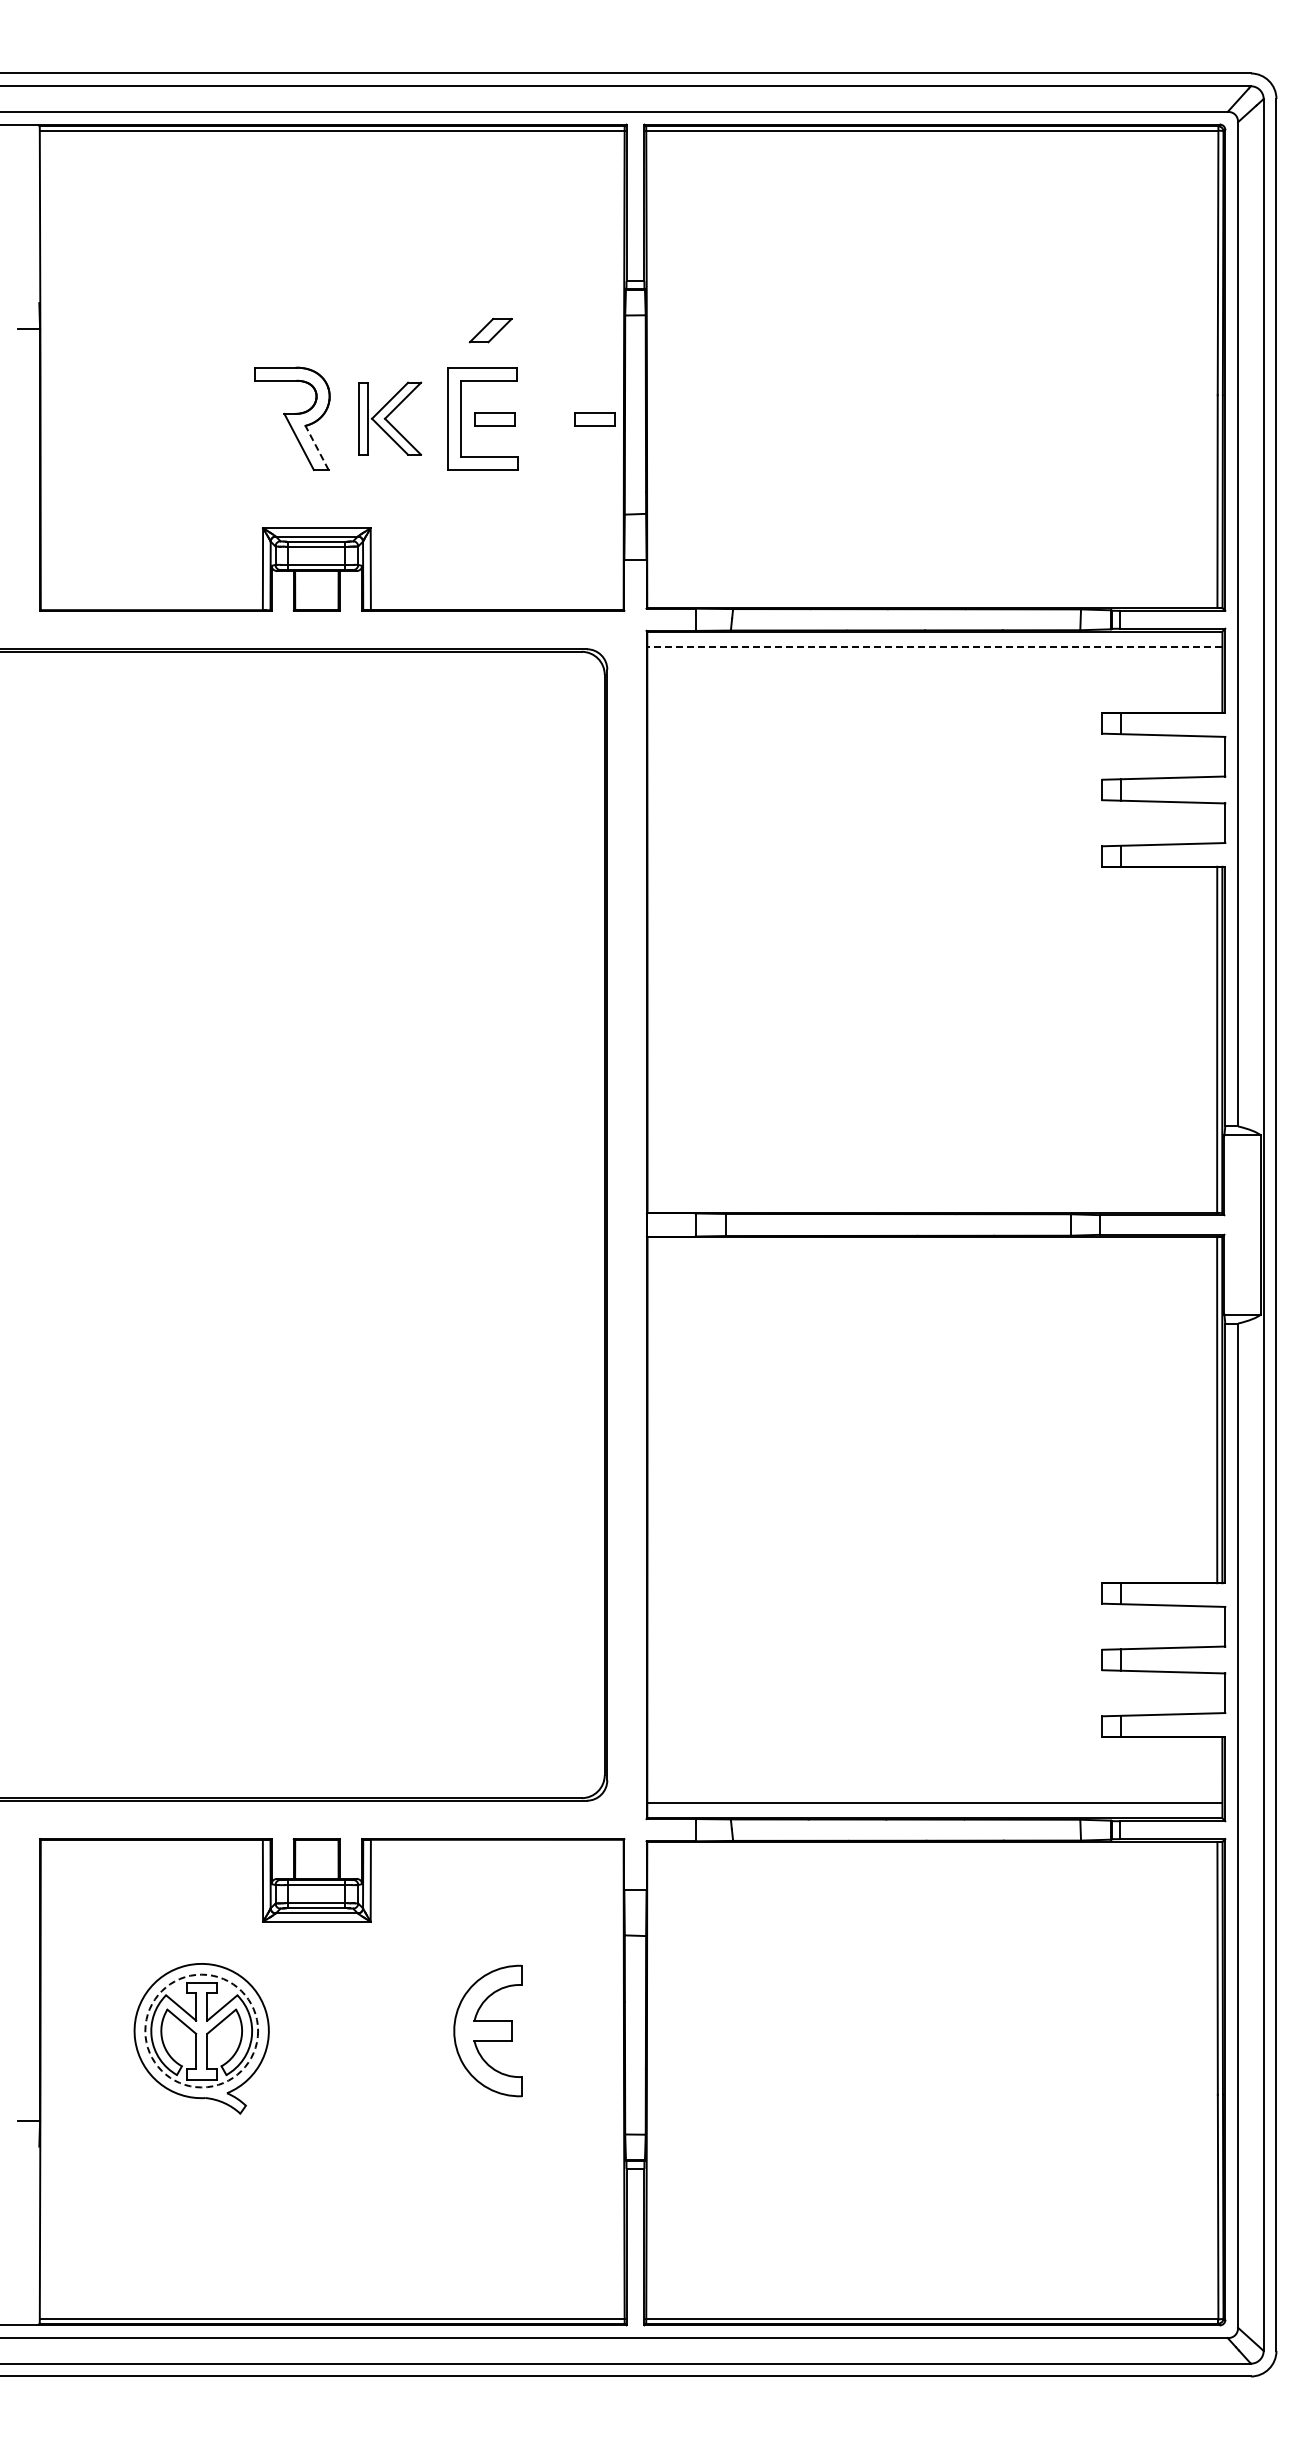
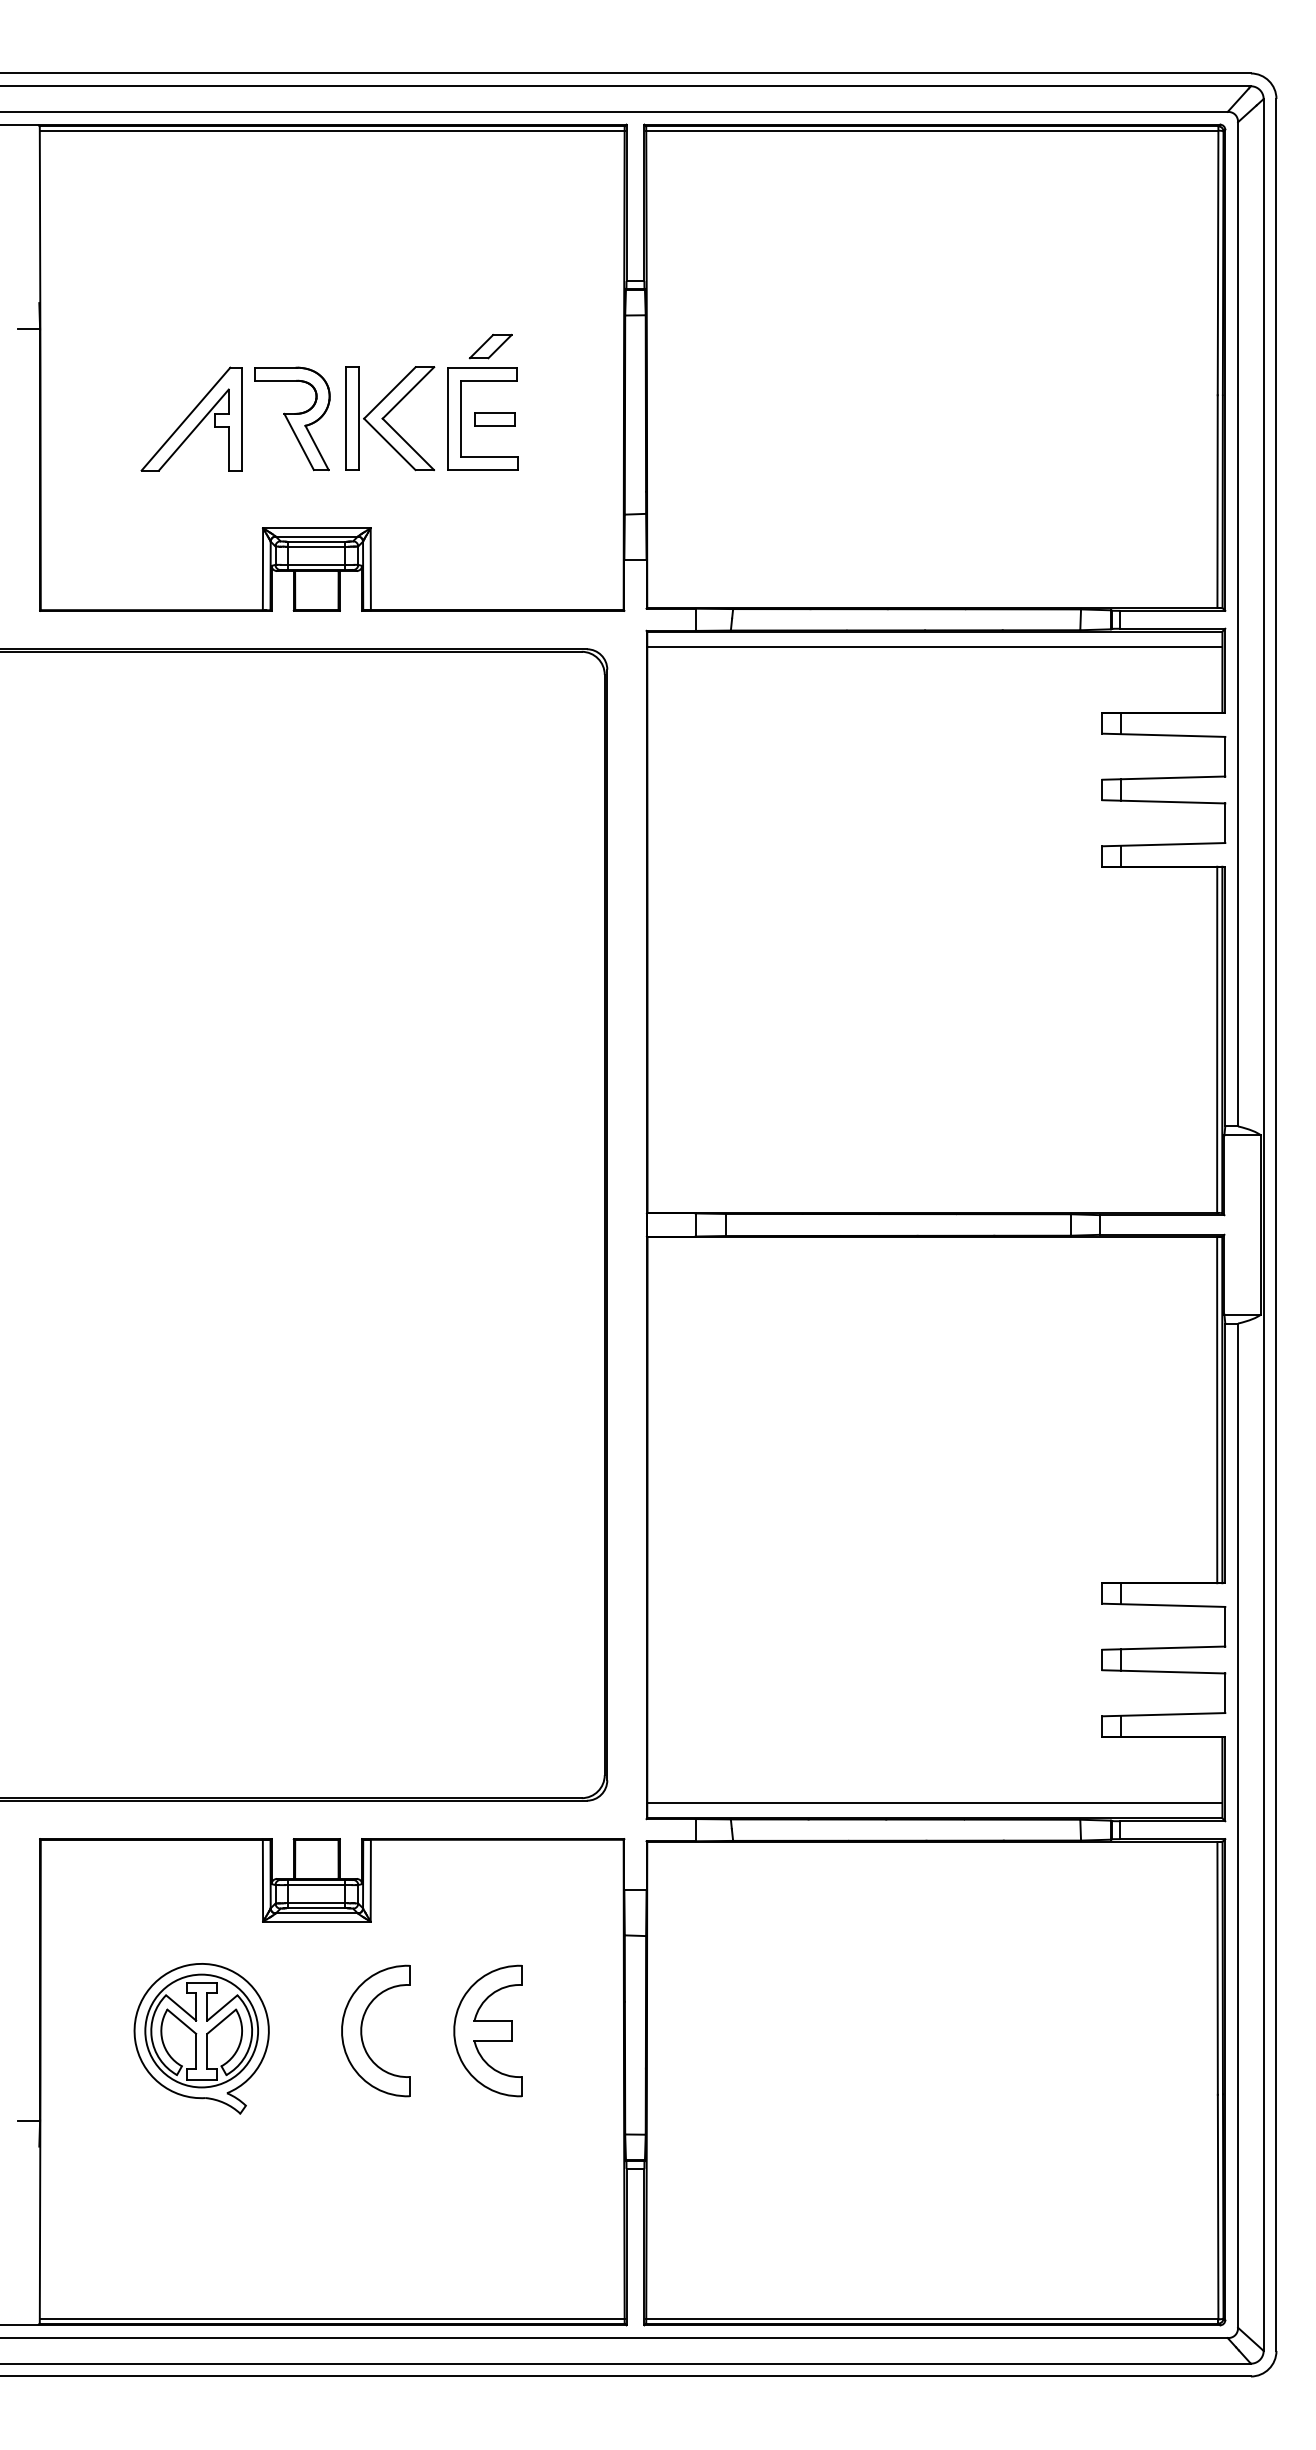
part position: (490, 330) -> (490, 346) (490, 346)
part: none -> present (191, 418)
part size: 65x75 px -> 91x106 px (390, 418)
part: present -> none (594, 419)
line: dashed -> solid (317, 447)
line: dashed -> solid (934, 647)
circle: dashed -> solid (201, 2030)
part: none -> present (362, 2030)
